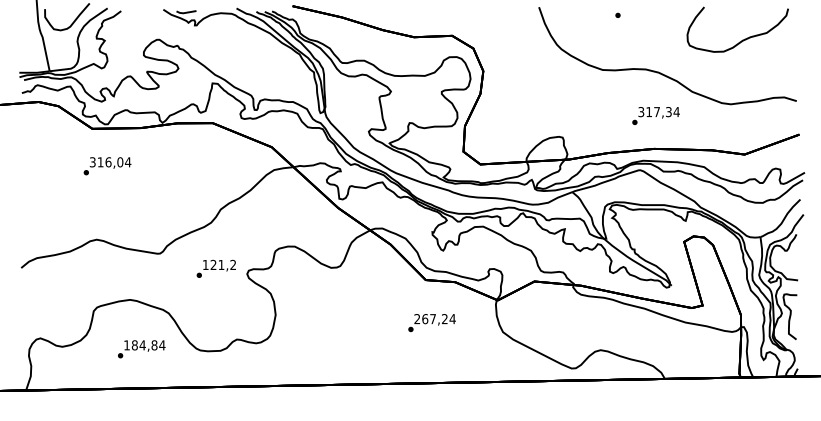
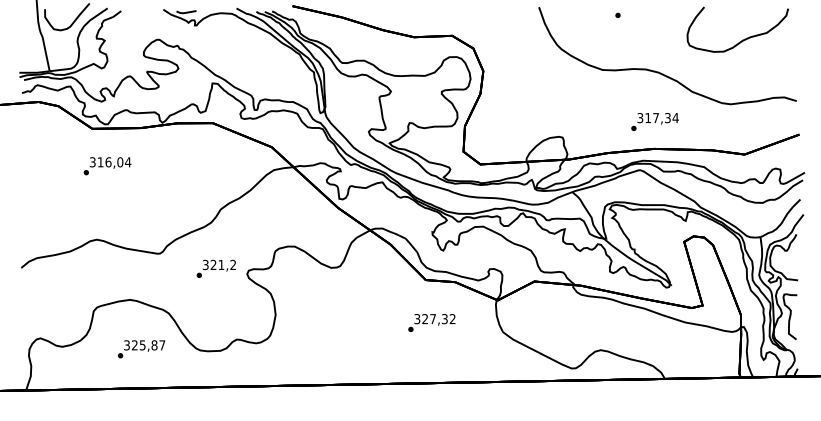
text position: (655, 115) -> (654, 121) (654, 121)
text: 121,2 -> 321,2 (205, 264)
text: 267,24 -> 327,32 (434, 319)
text: 184,84 -> 325,87 (144, 345)
